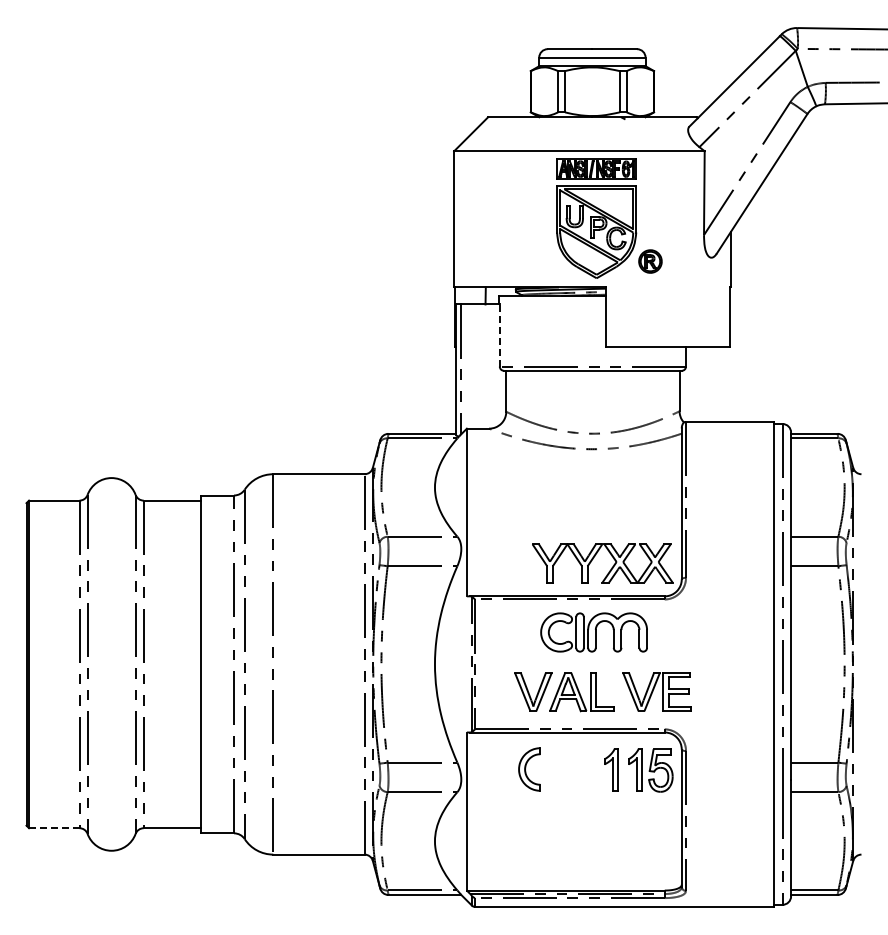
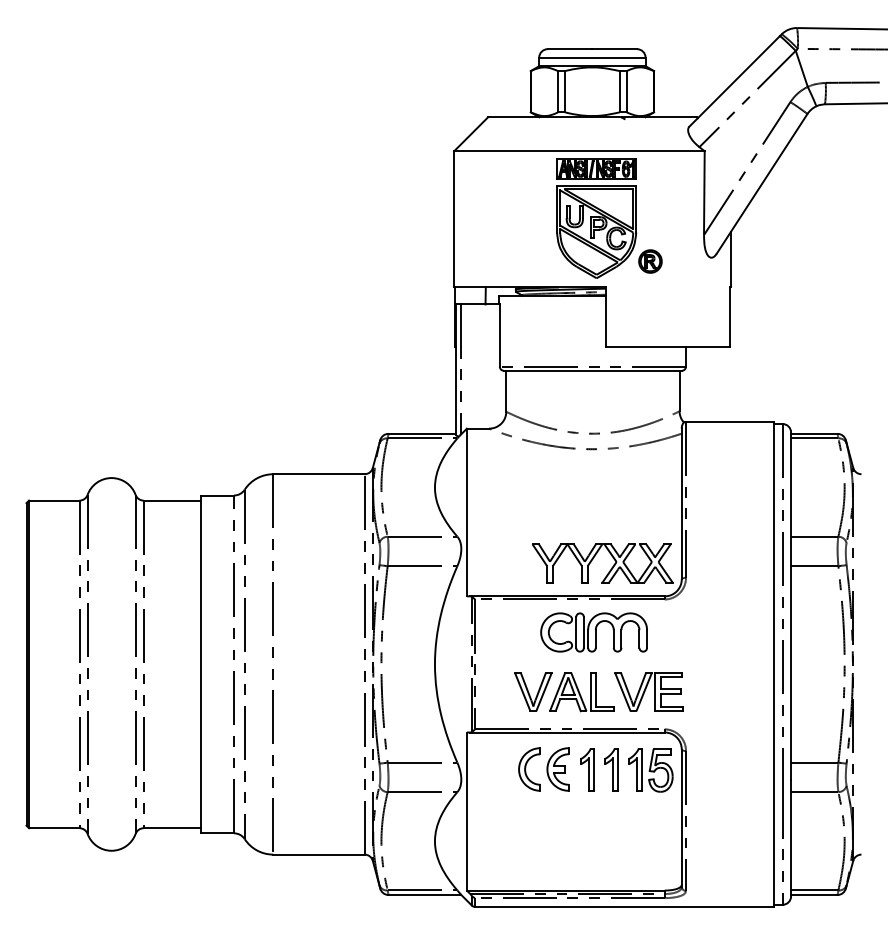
line: dashed -> solid (499, 335)
part position: (656, 691) -> (648, 691) (648, 691)
part: none -> present (557, 769)
part: none -> present (587, 769)
line: dashed -> solid (54, 828)
